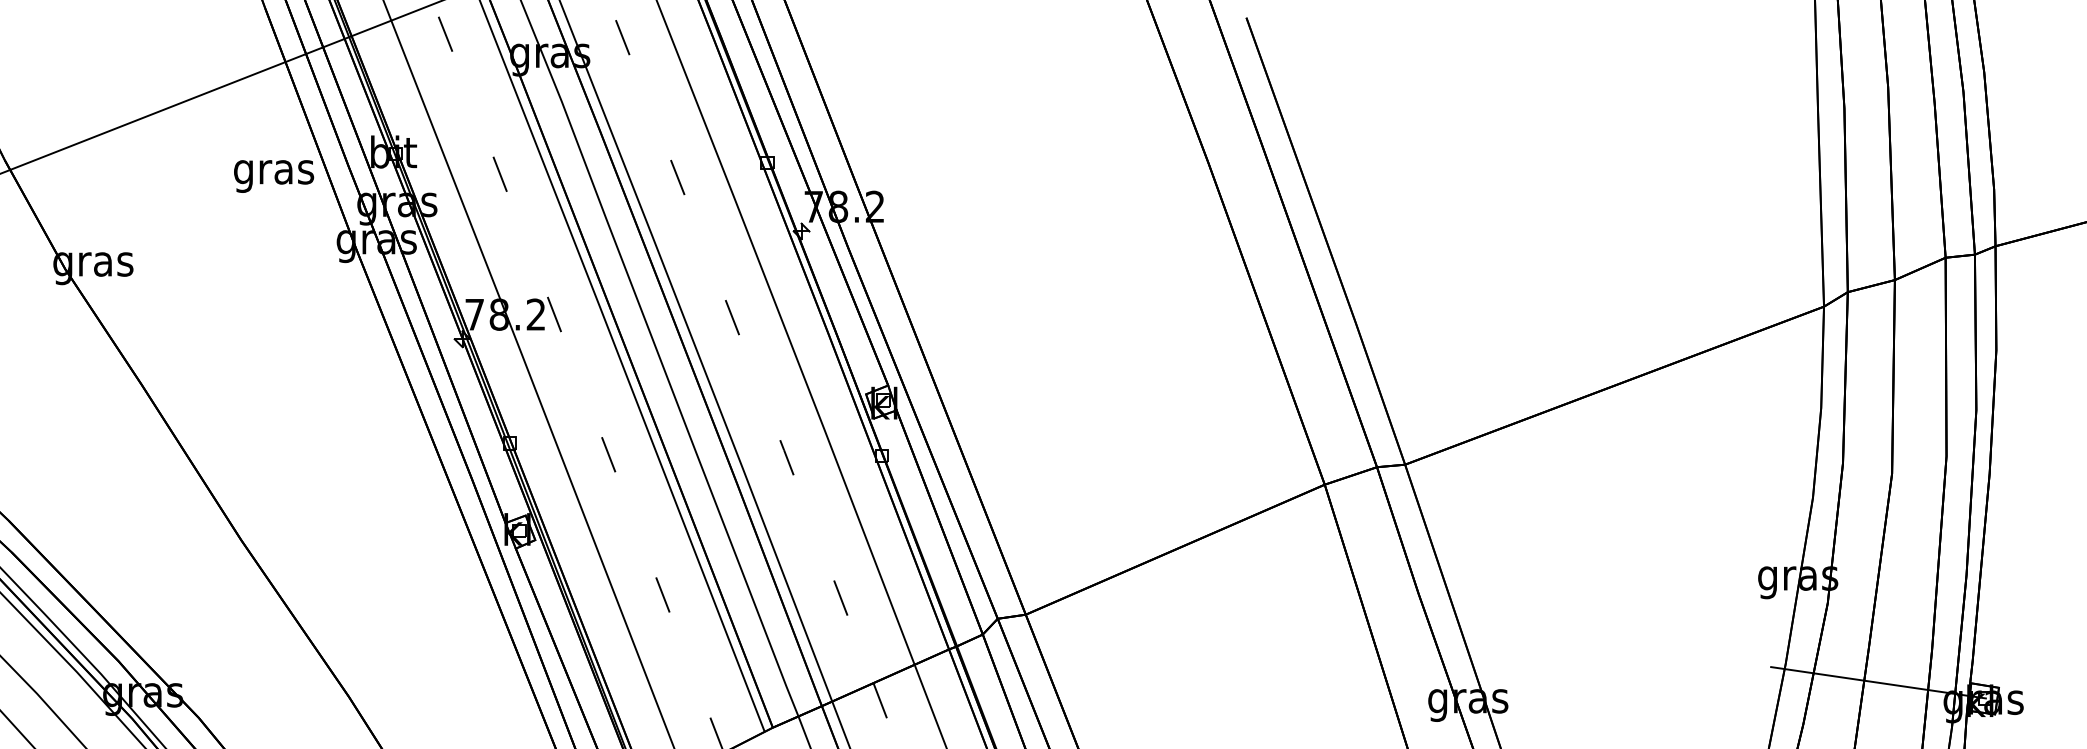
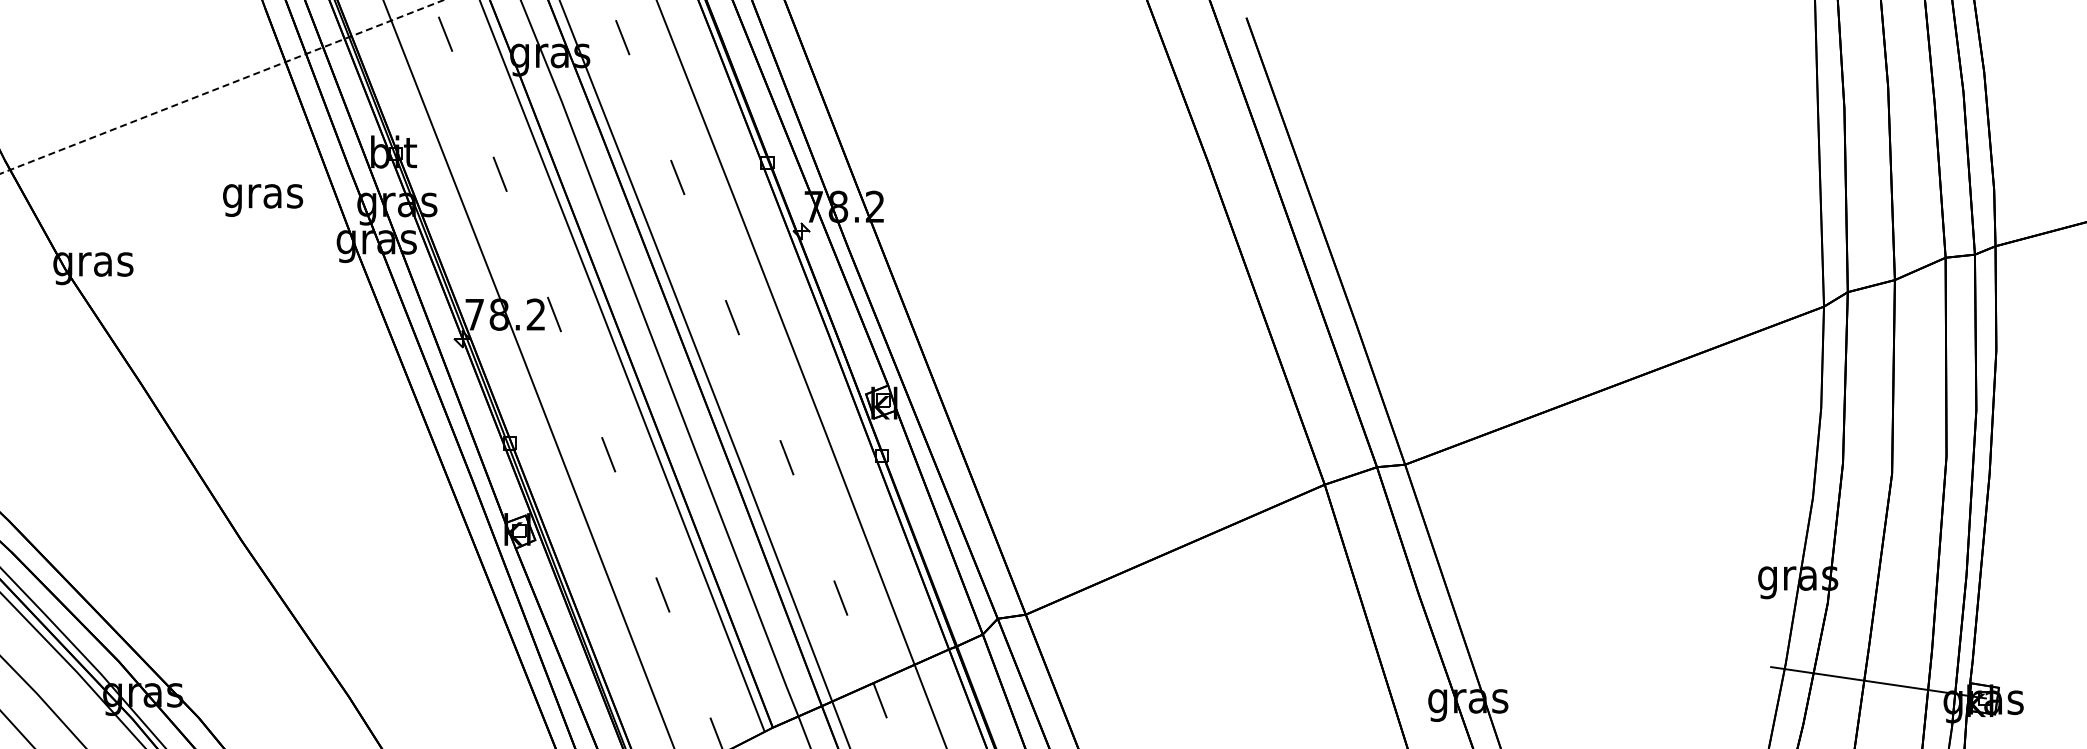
line: solid -> dashed (222, 86)
text position: (274, 176) -> (263, 200) (263, 200)
